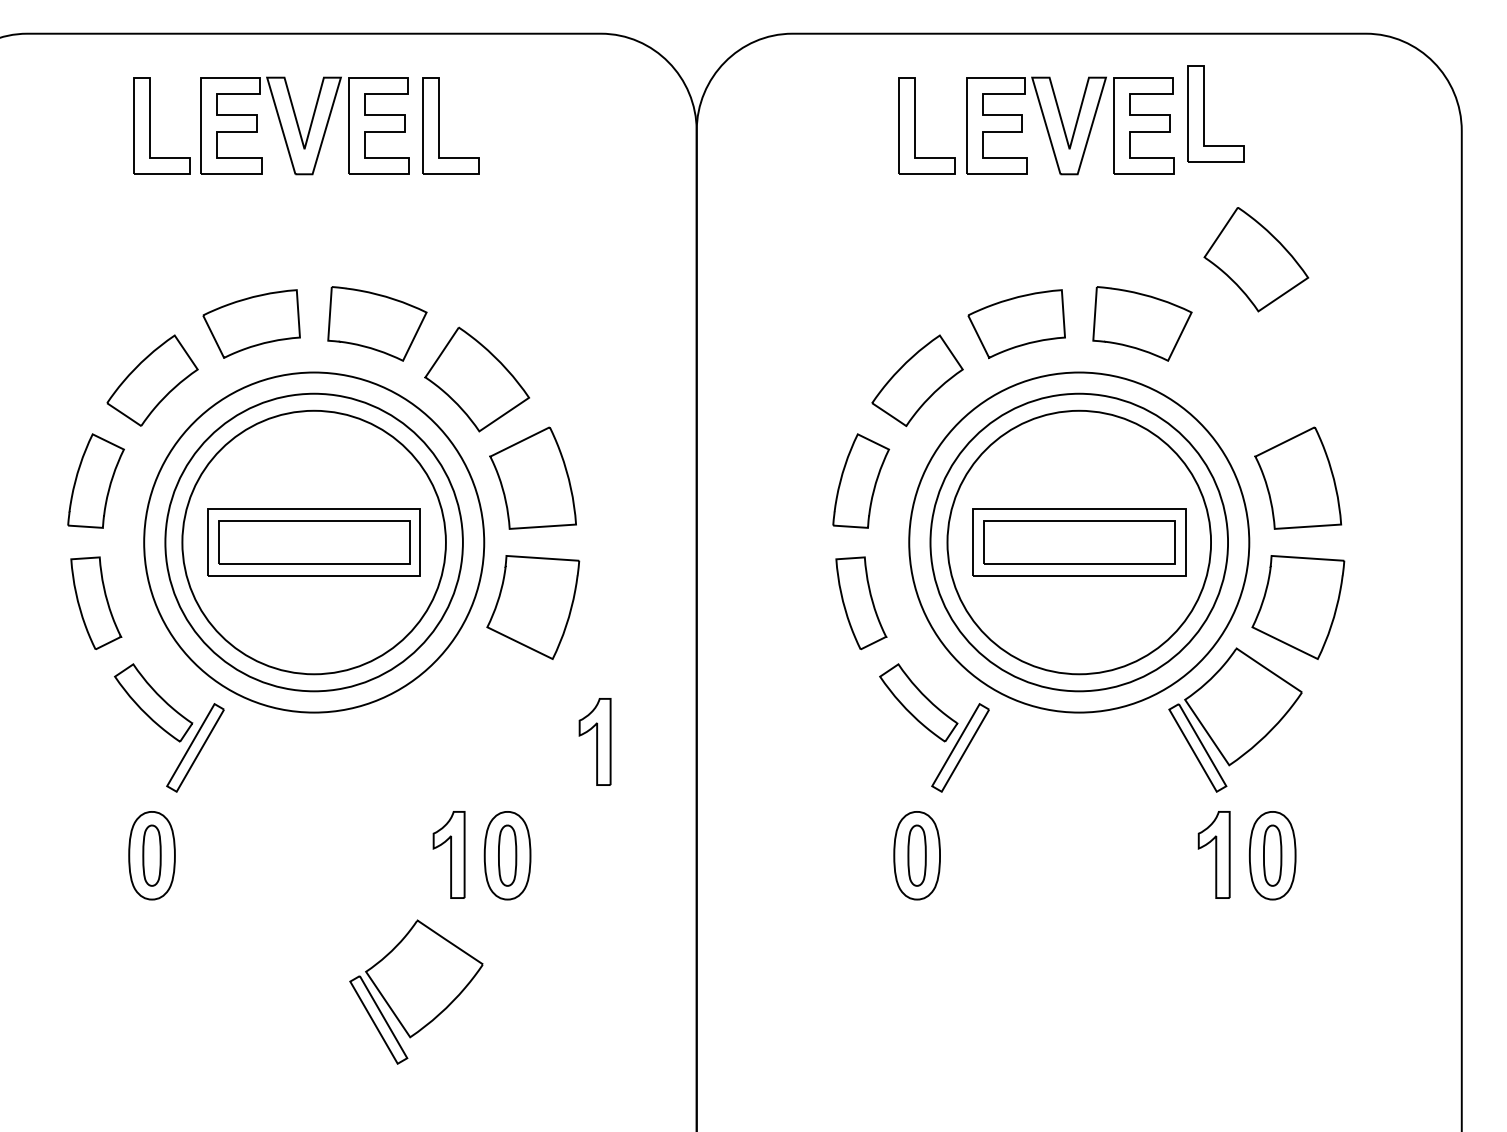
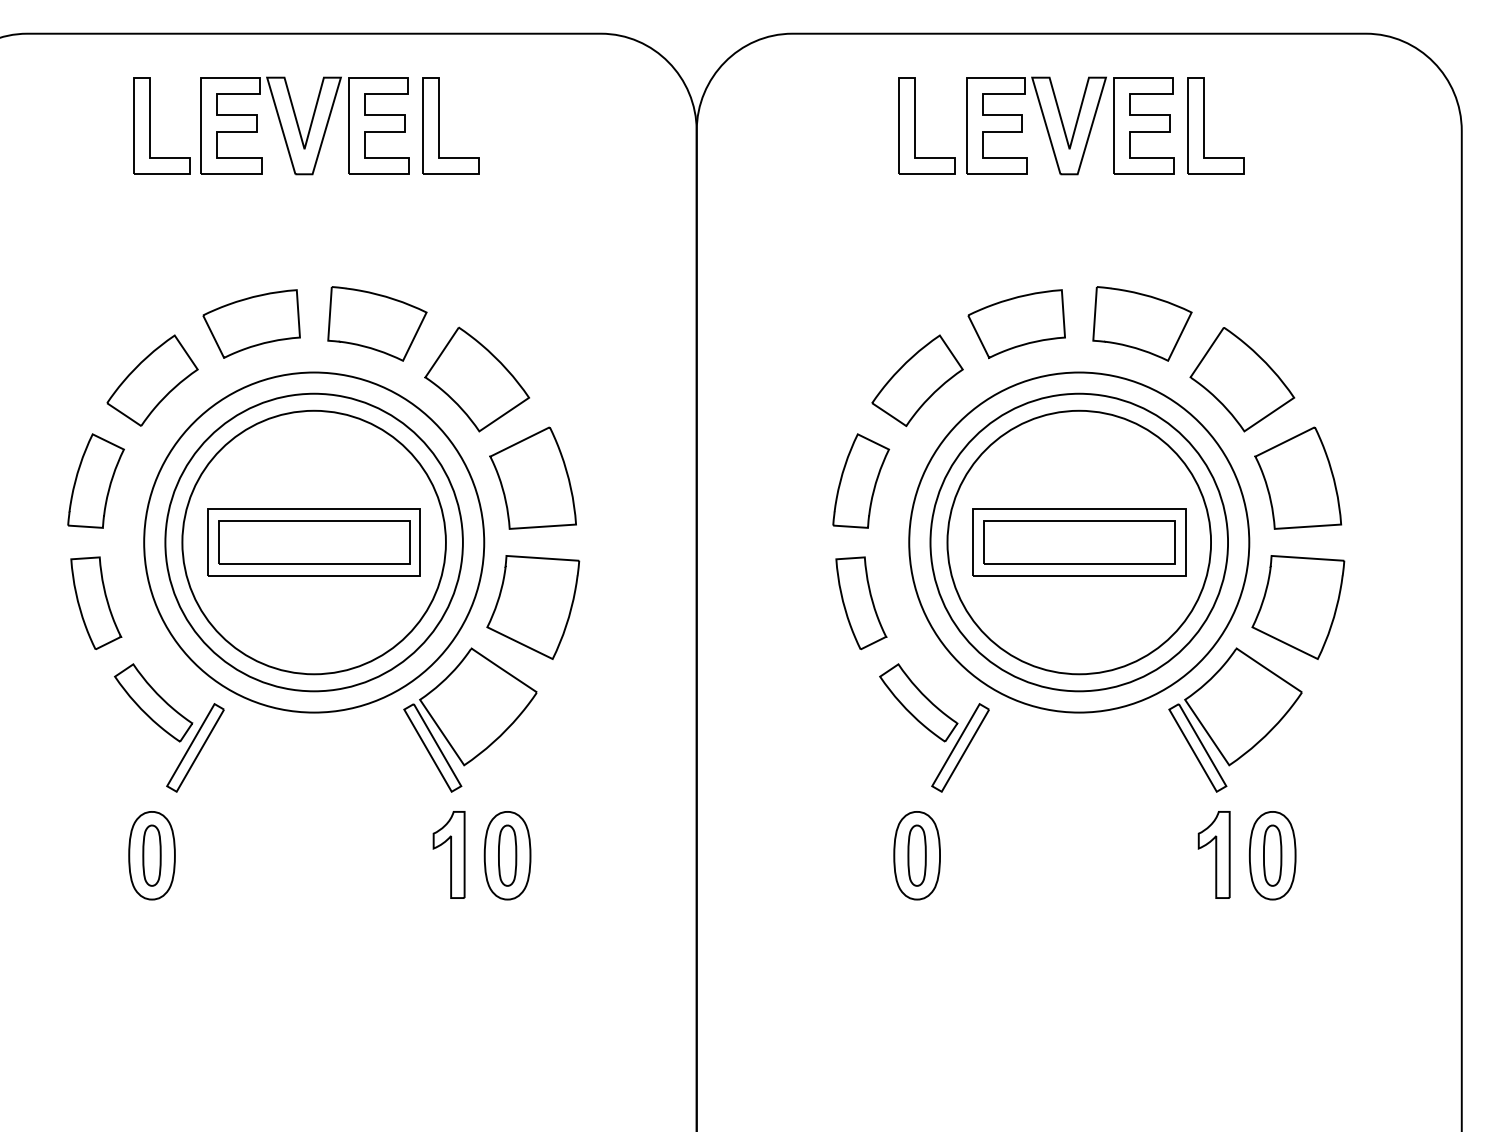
part position: (1204, 113) -> (1204, 125) (1204, 125)
part position: (1256, 259) -> (1242, 379) (1242, 379)
part: present -> none (594, 741)
part position: (416, 991) -> (470, 719) (470, 719)
